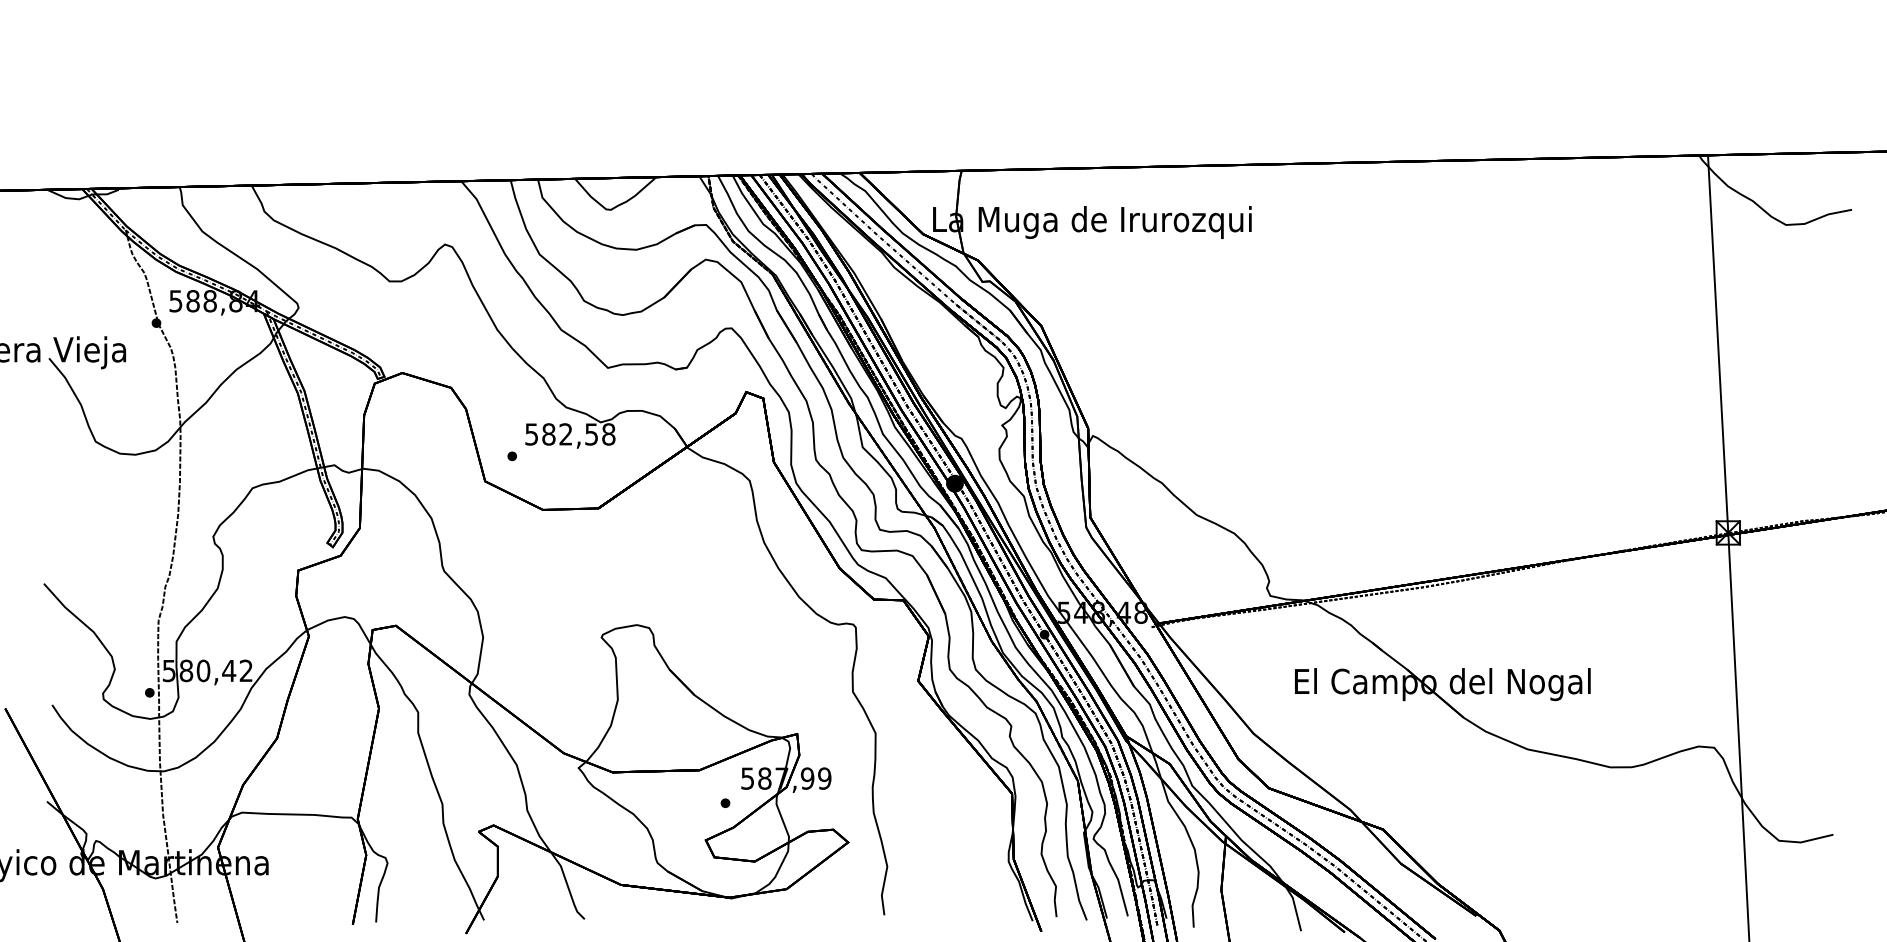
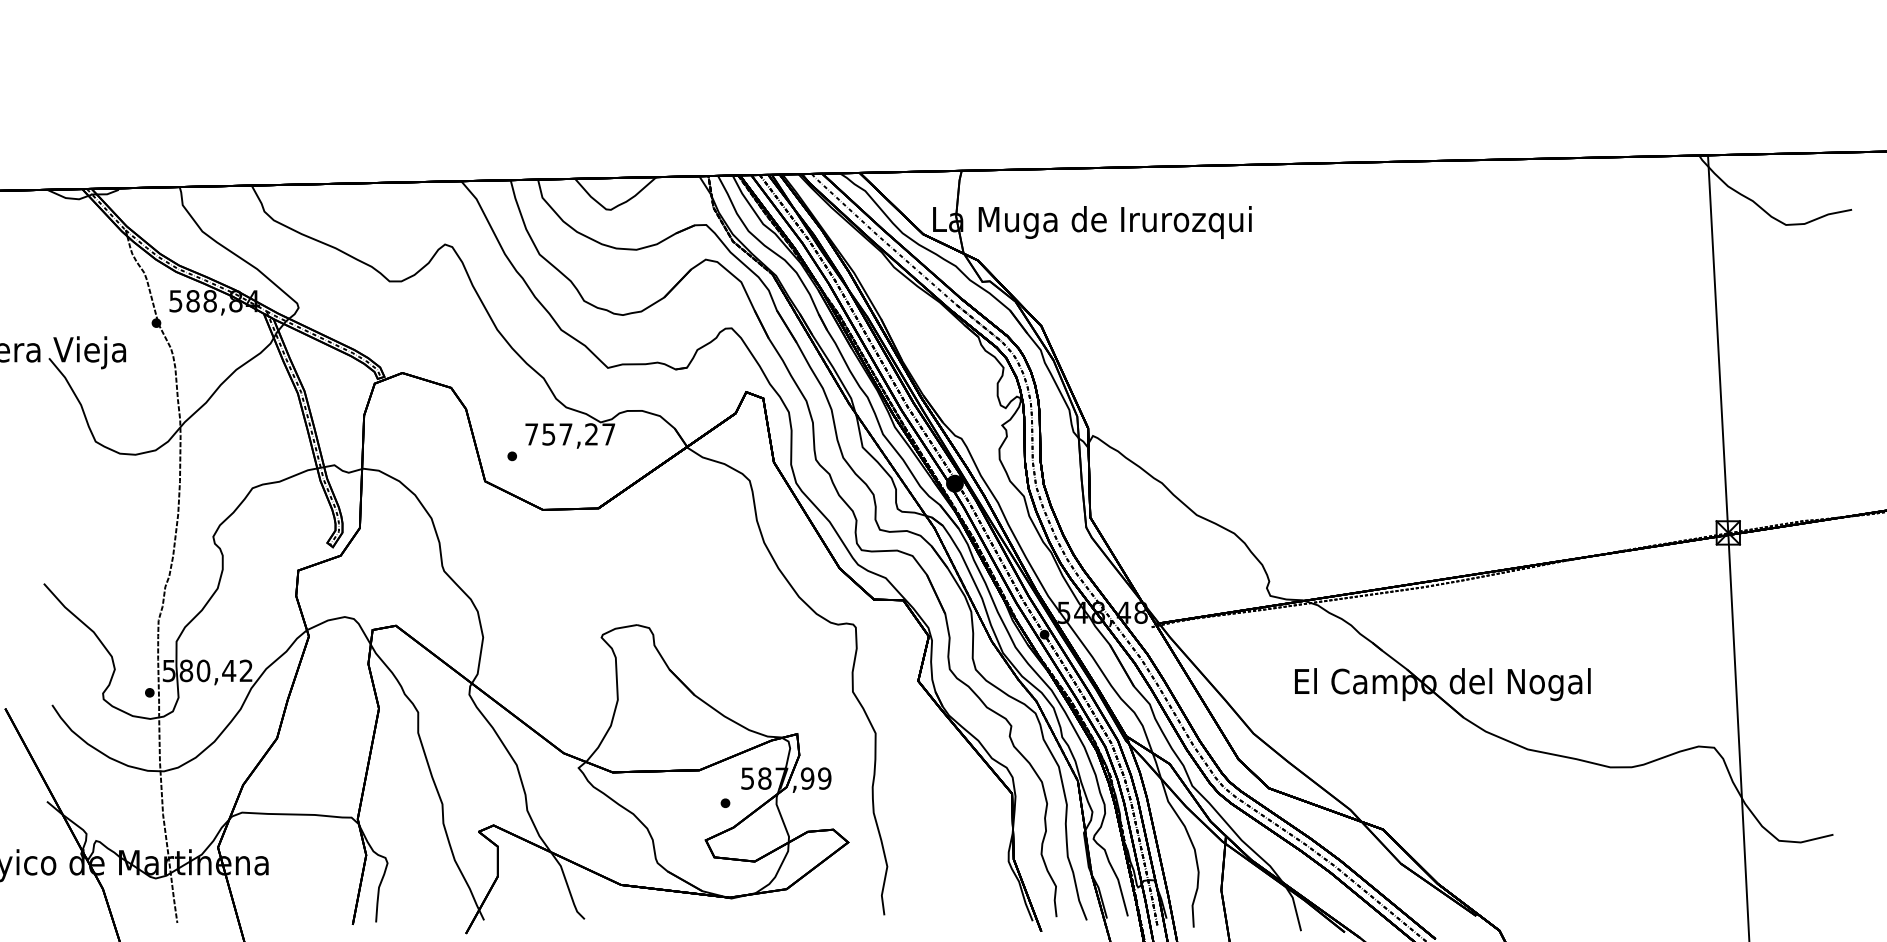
text: 582,58 -> 757,27 (570, 434)
